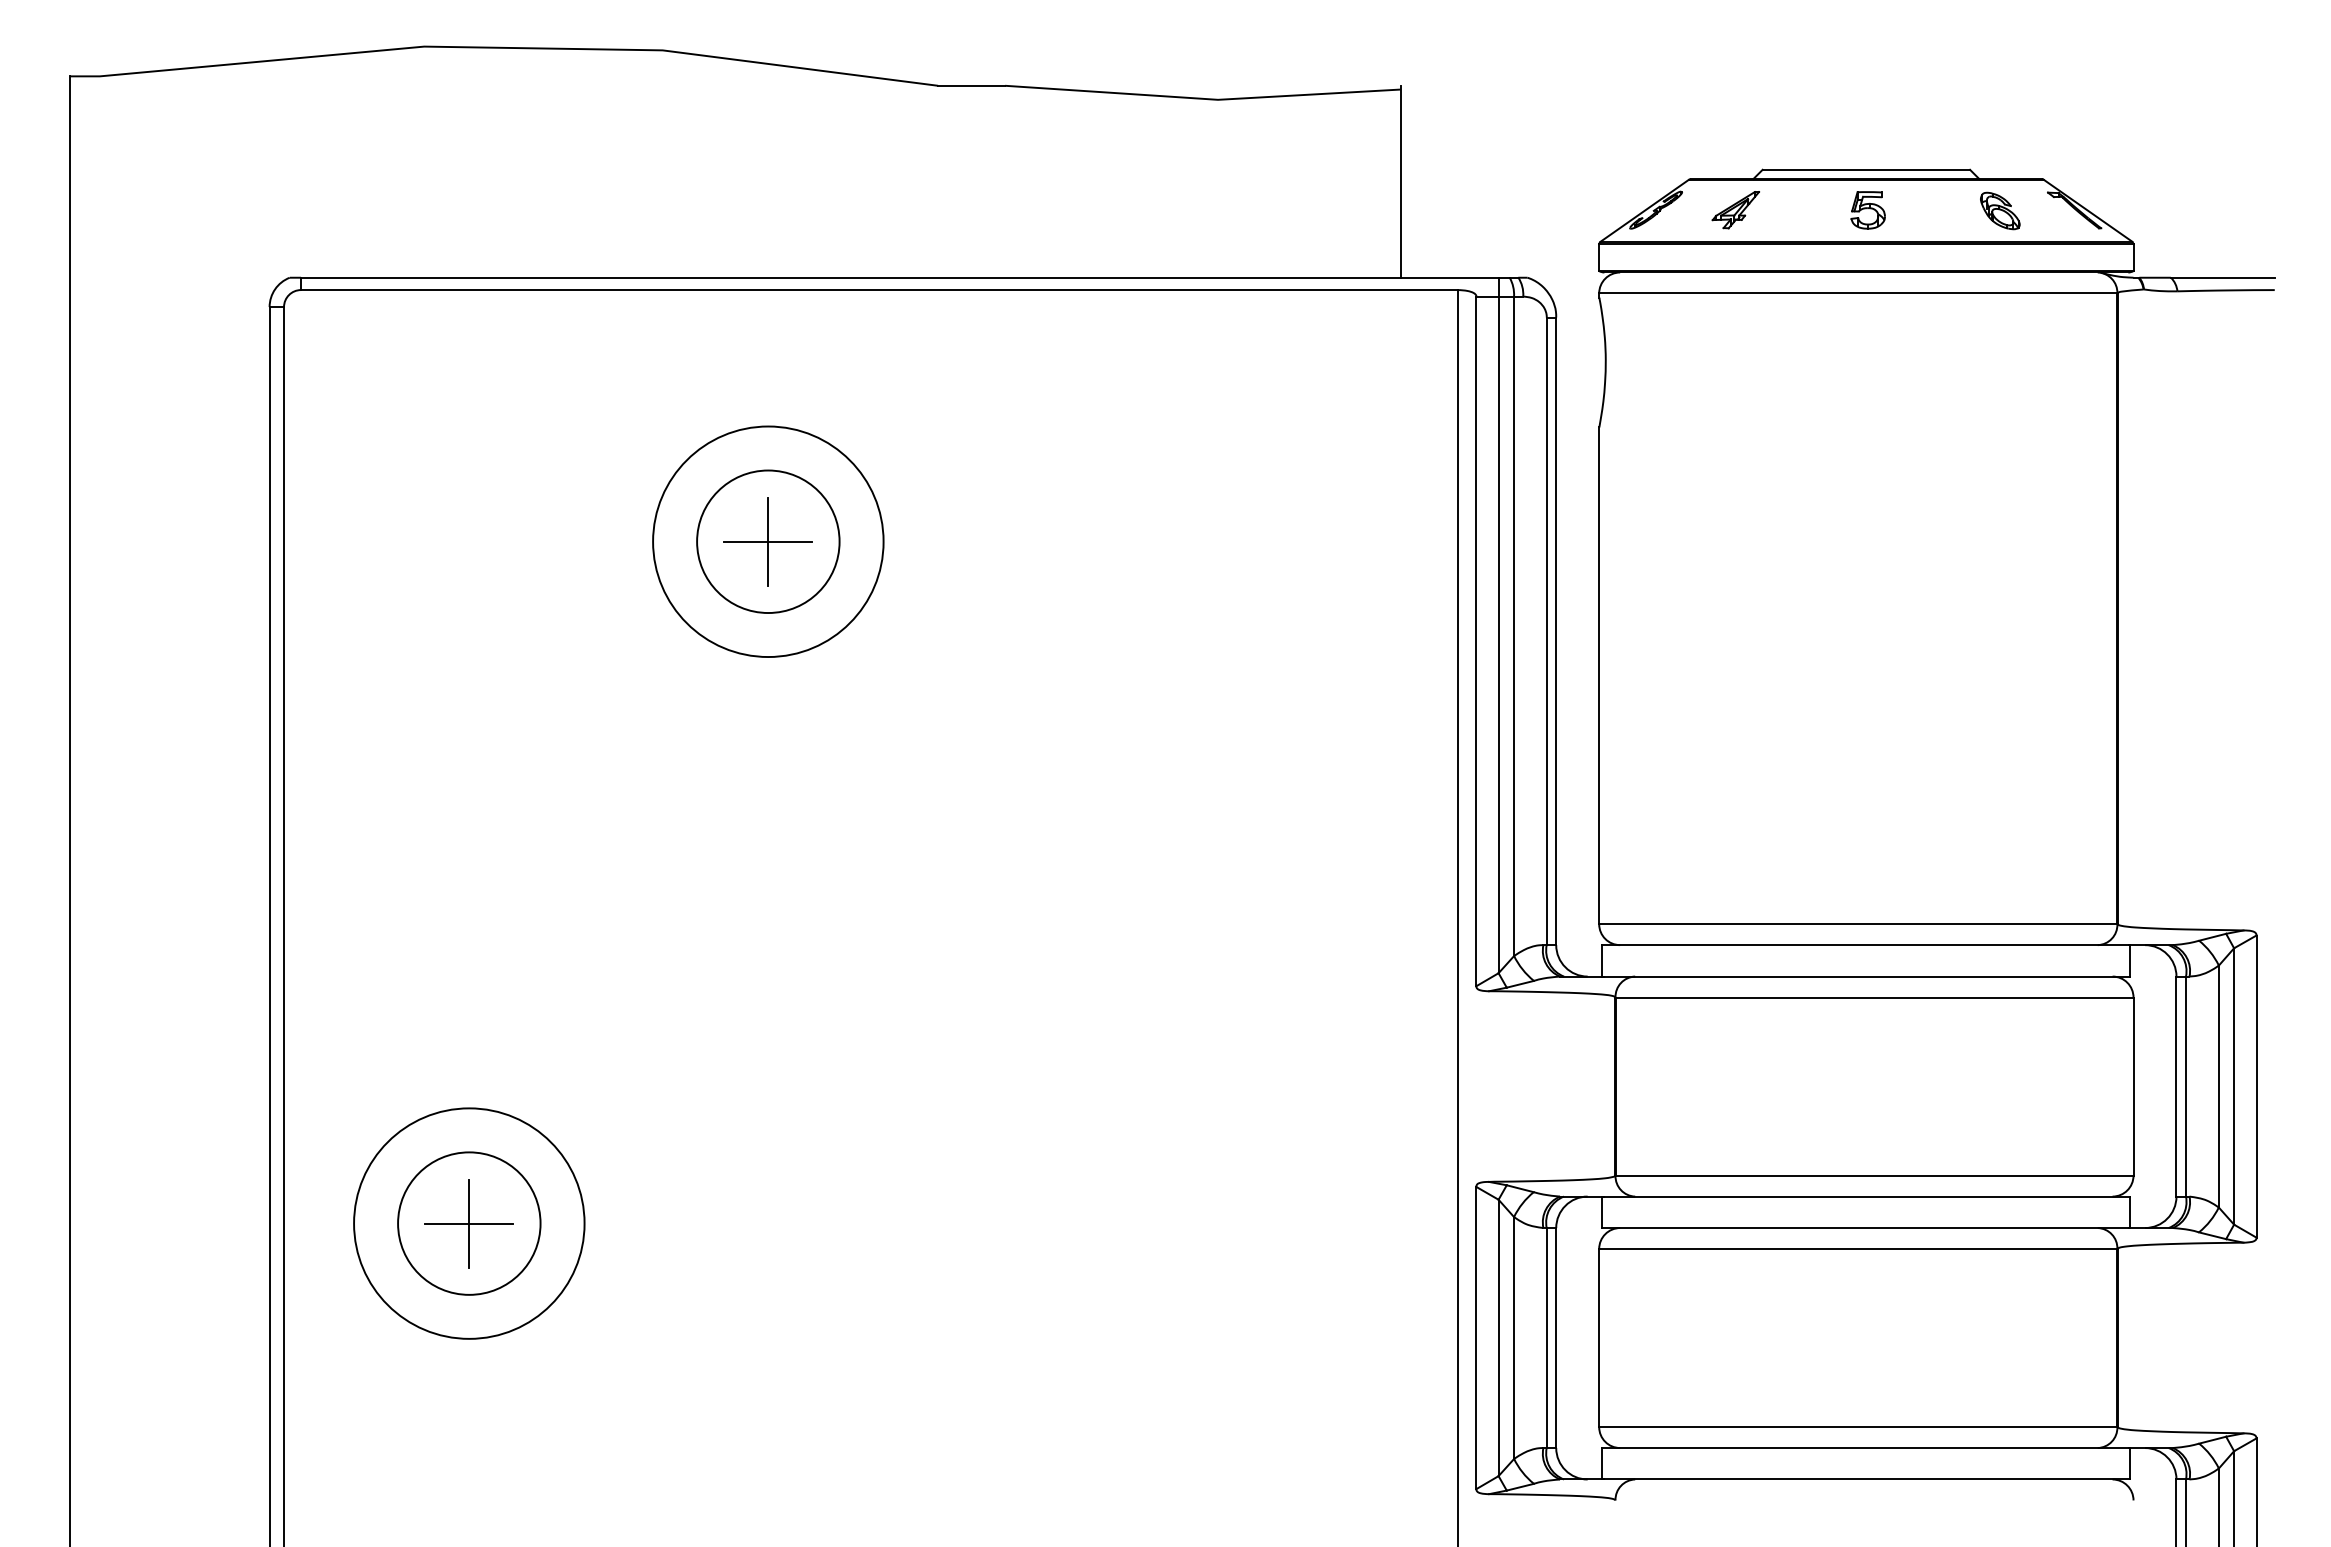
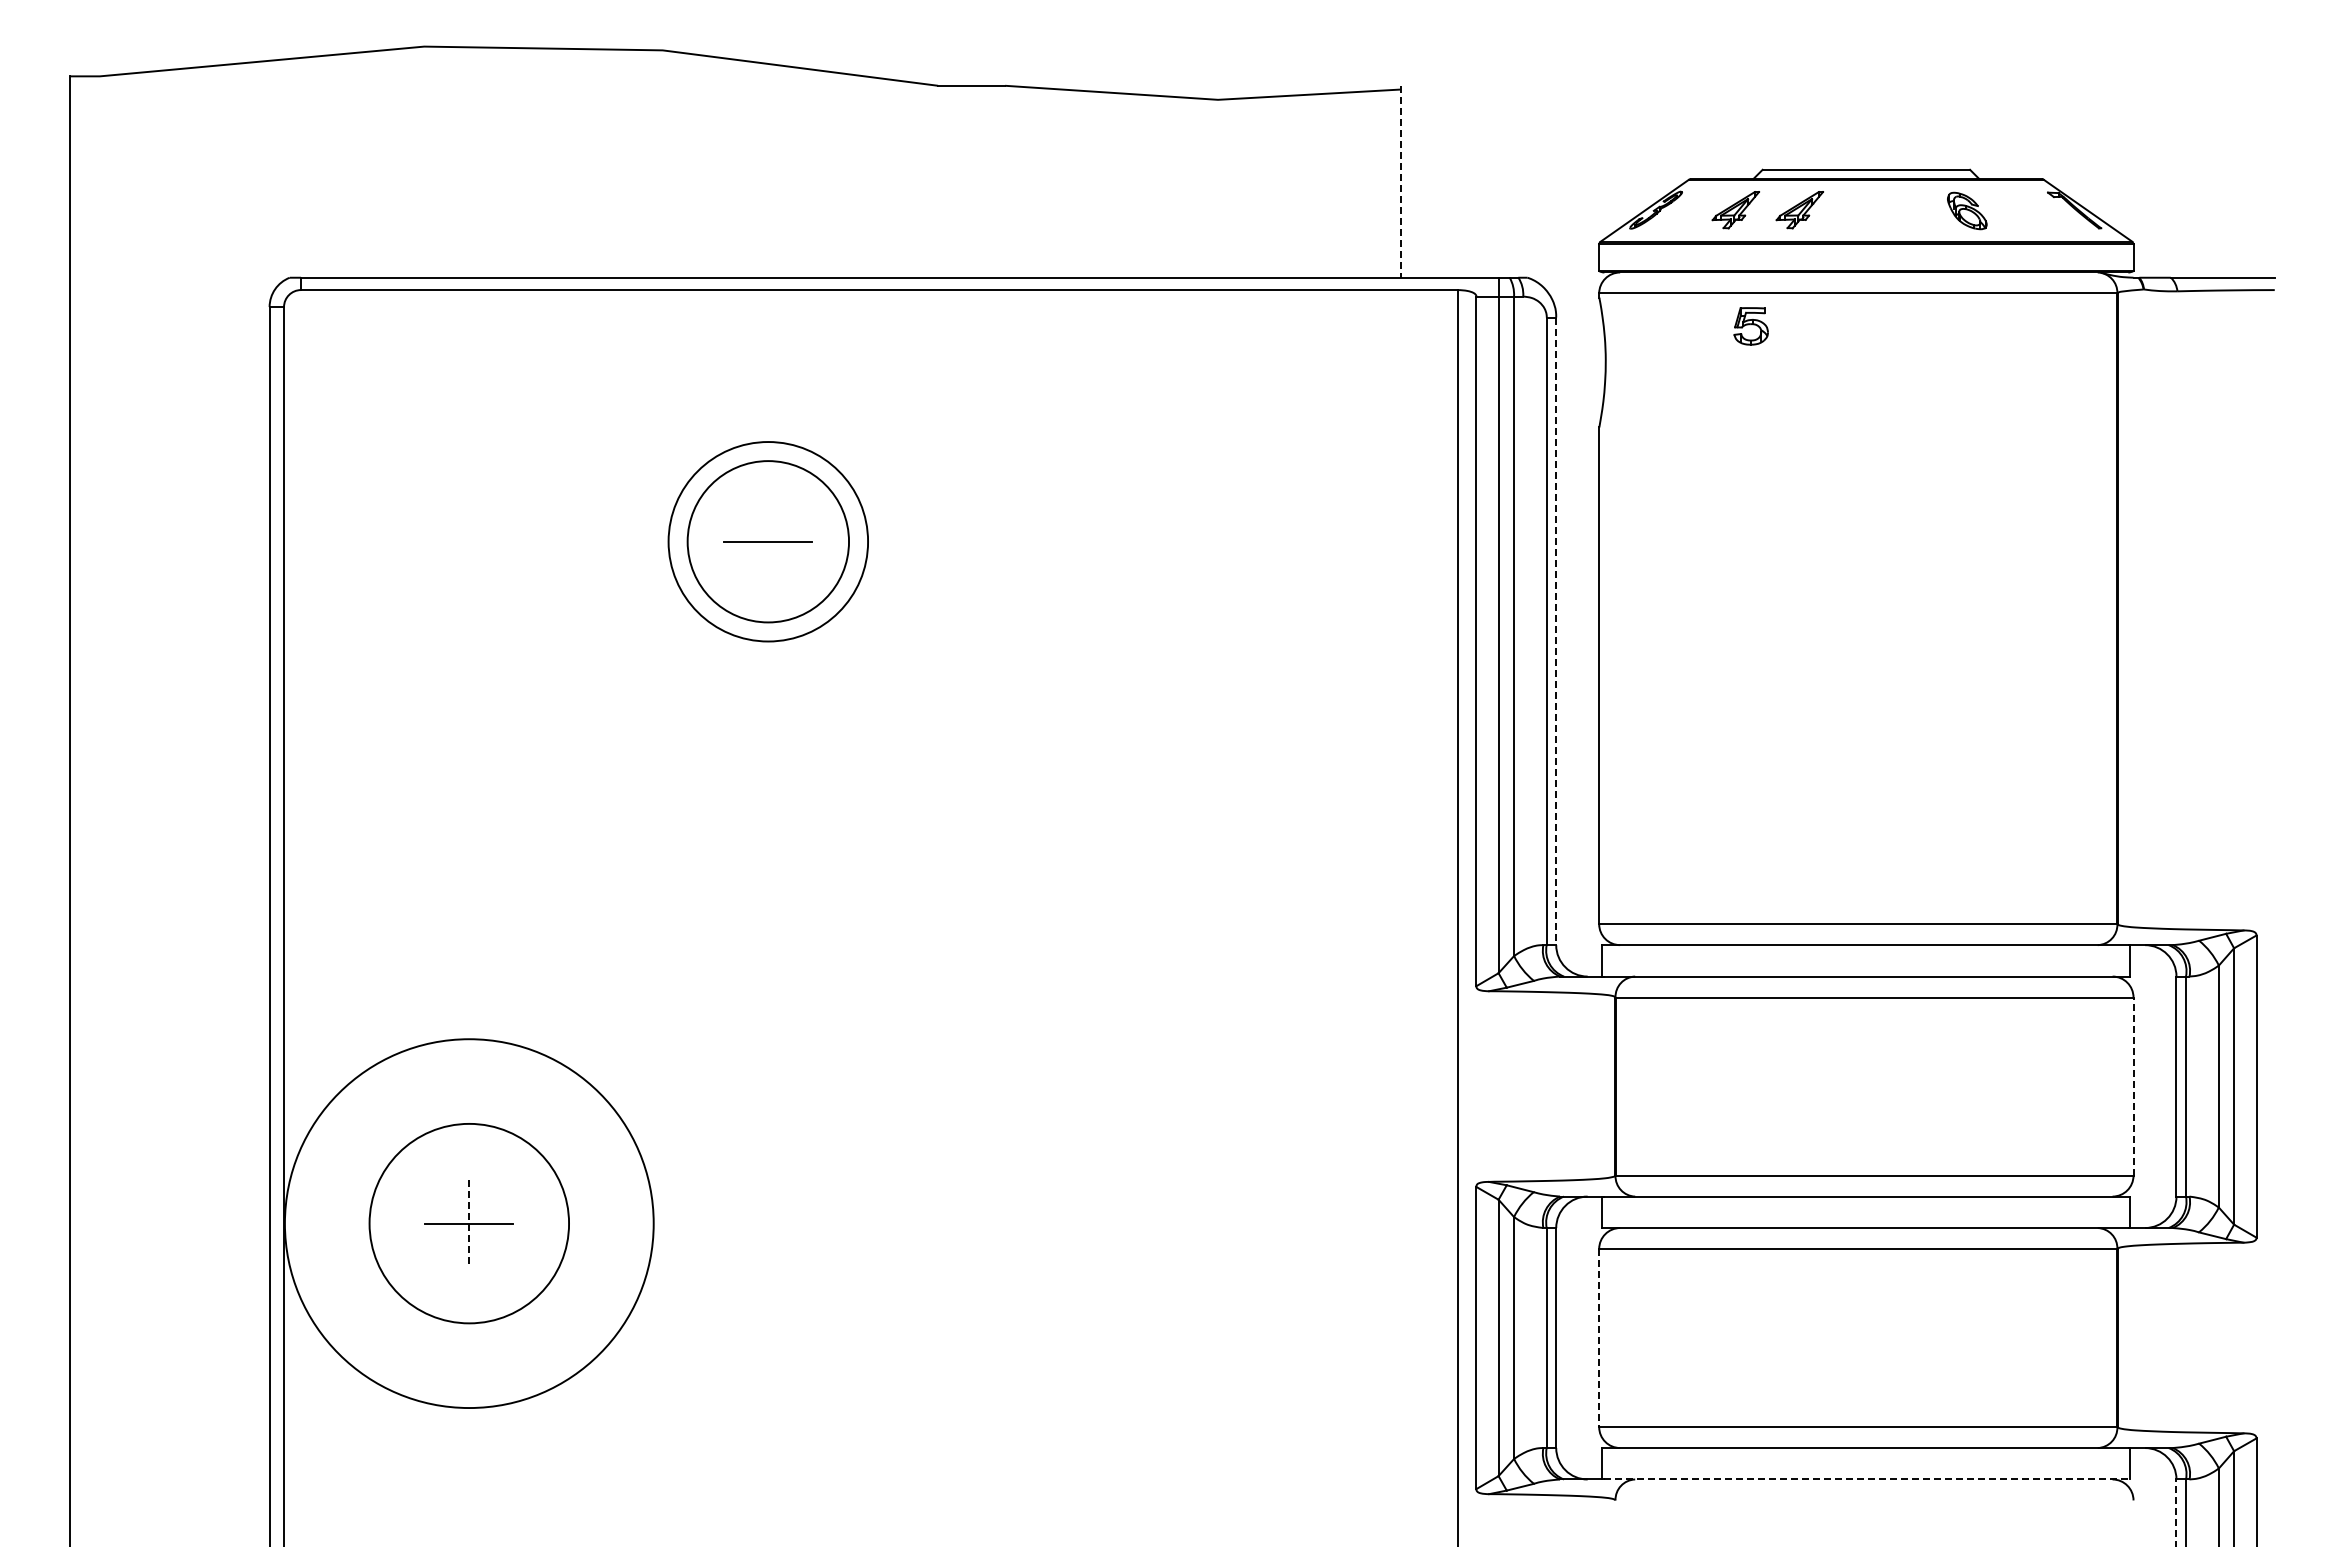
line: solid -> dashed (1400, 181)
part: none -> present (1799, 210)
part position: (1867, 210) -> (1750, 326) (1750, 326)
part position: (2000, 210) -> (1967, 210) (1967, 210)
circle diameter: 142 px -> 199 px (768, 541)
circle diameter: 230 px -> 161 px (768, 541)
line: present -> none (768, 541)
line: solid -> dashed (1556, 631)
line: solid -> dashed (2133, 1086)
circle diameter: 142 px -> 199 px (469, 1223)
circle diameter: 230 px -> 369 px (468, 1223)
line: solid -> dashed (469, 1224)
line: solid -> dashed (1599, 1338)
line: solid -> dashed (1867, 1479)
line: solid -> dashed (2176, 1512)
